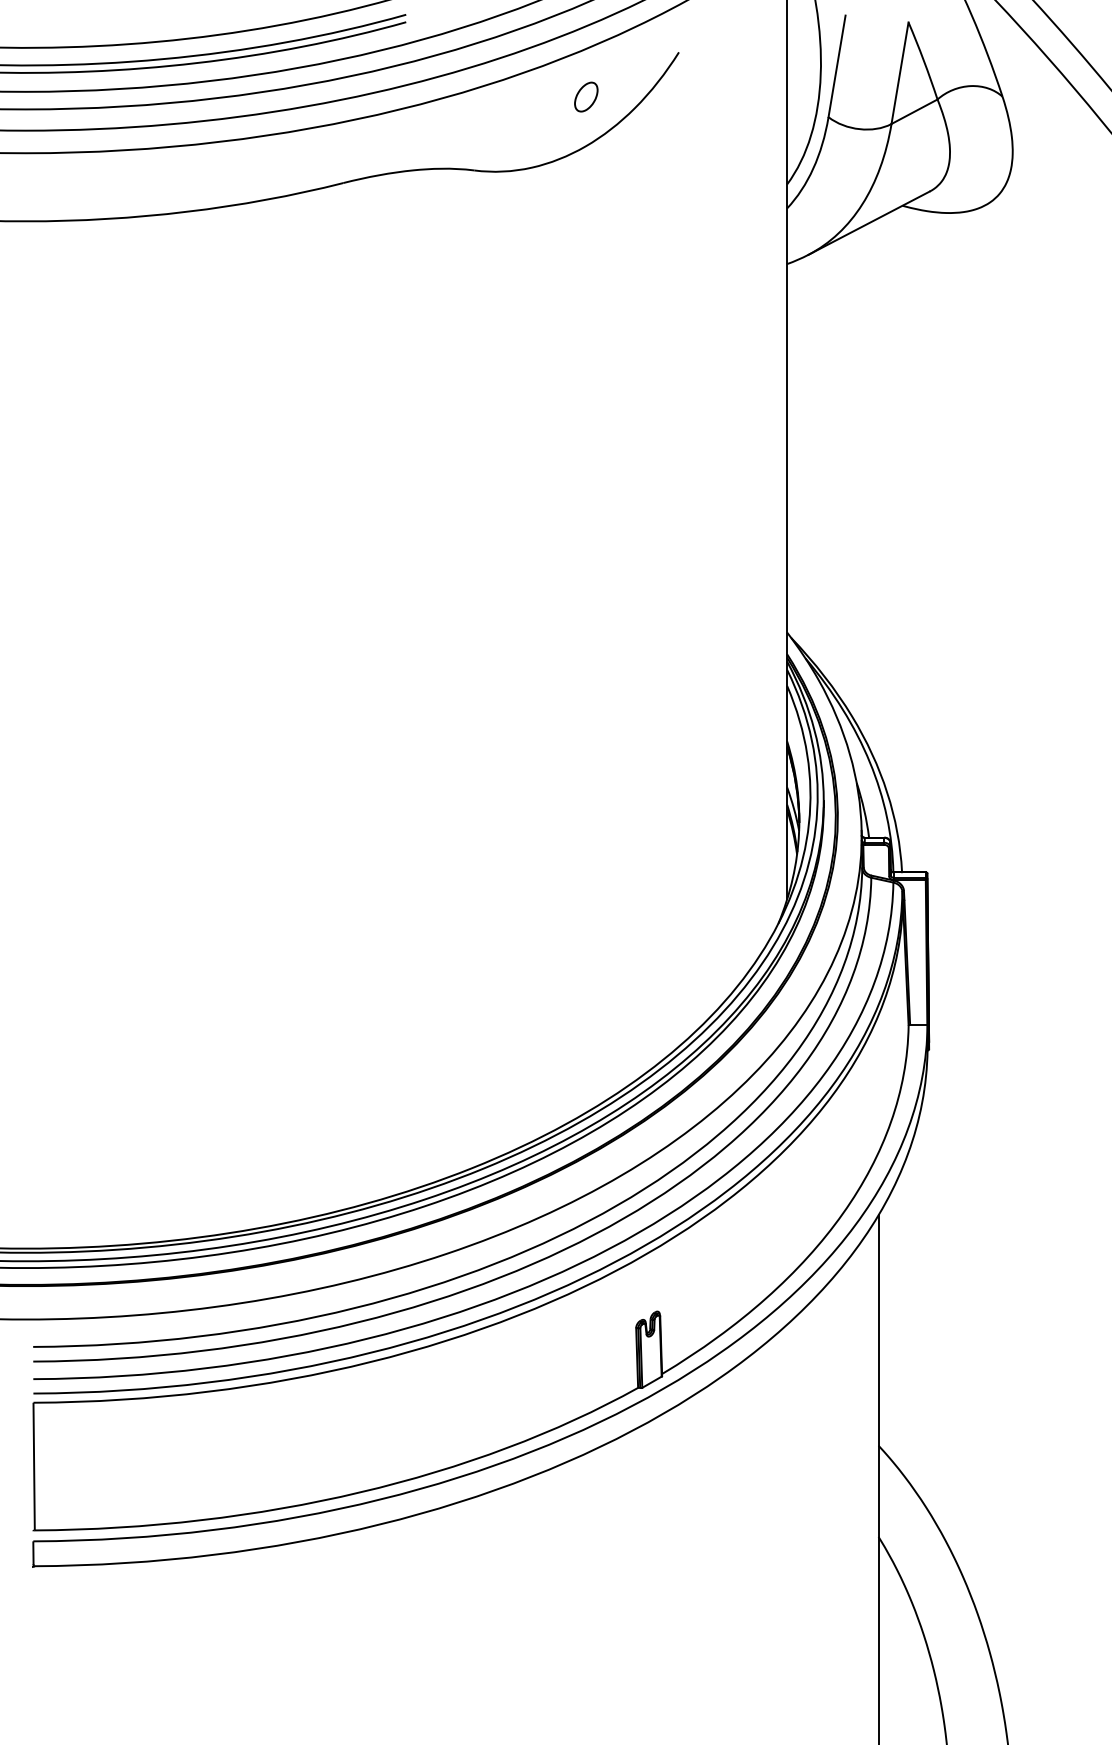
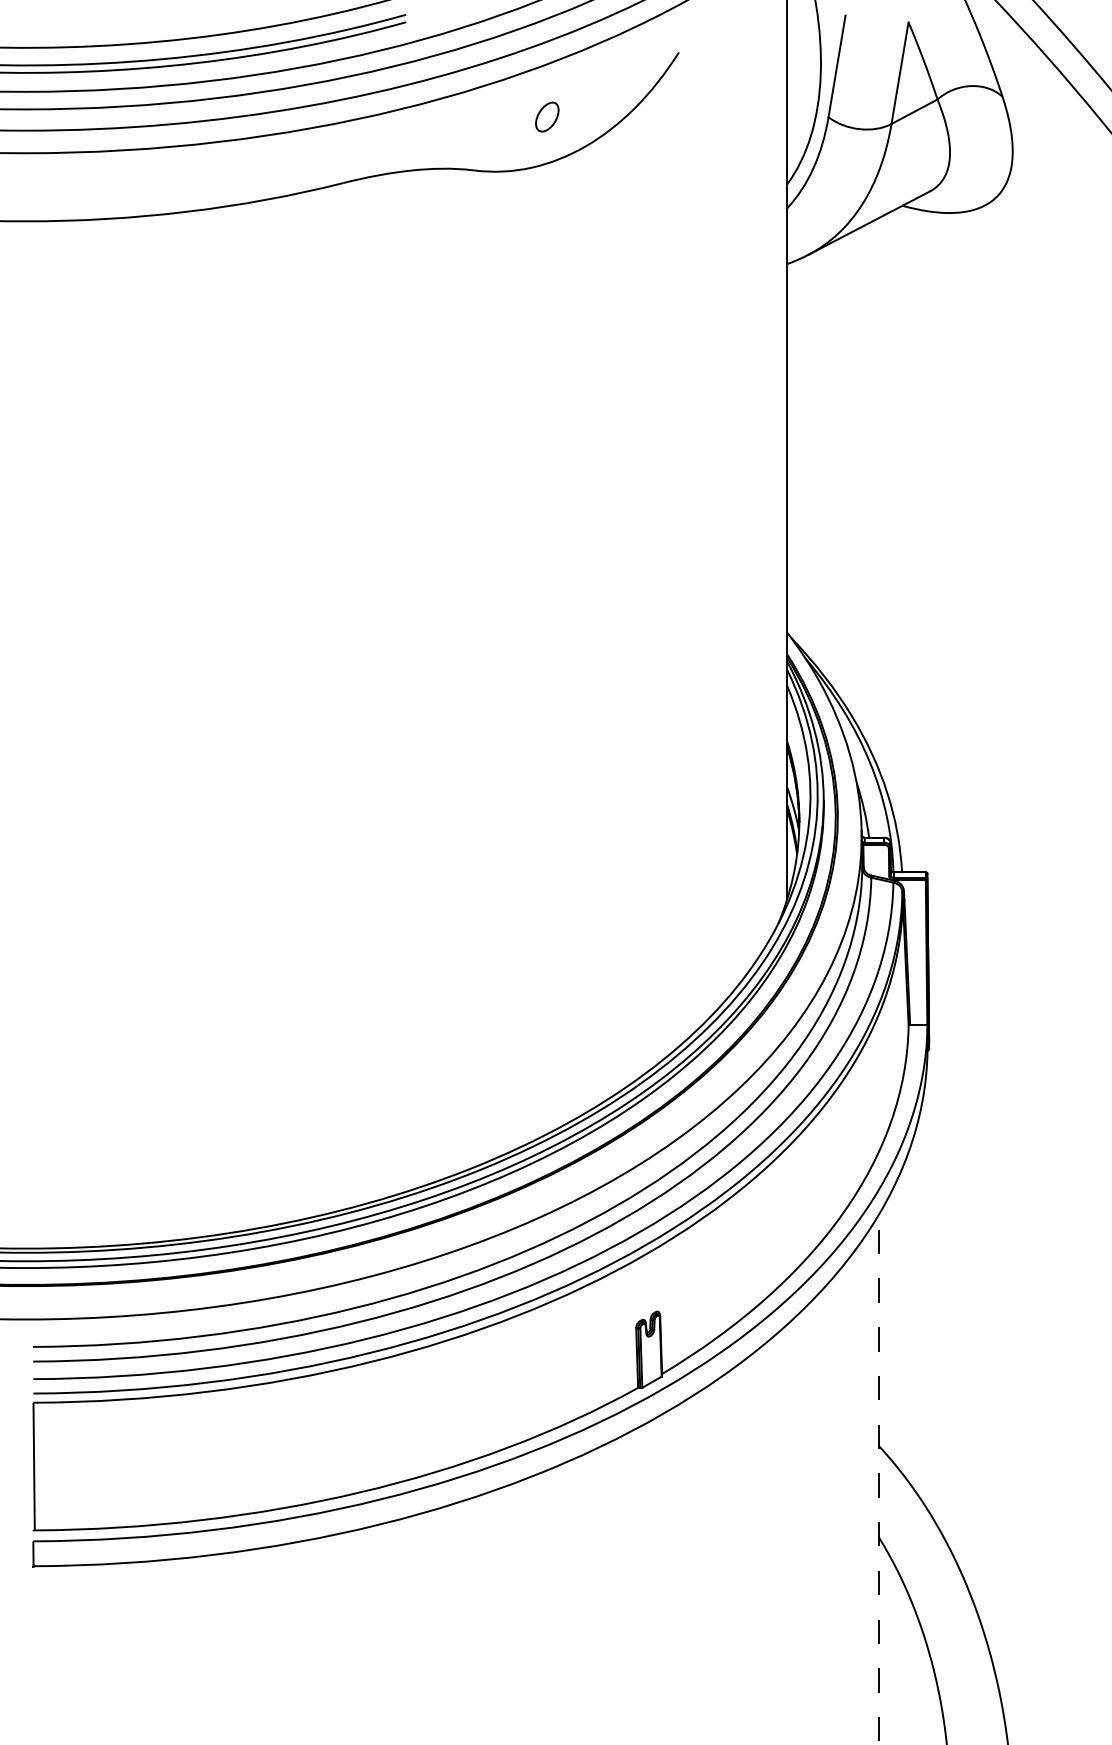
part position: (586, 96) -> (547, 116) (547, 116)
line: solid -> dashed (878, 1479)
